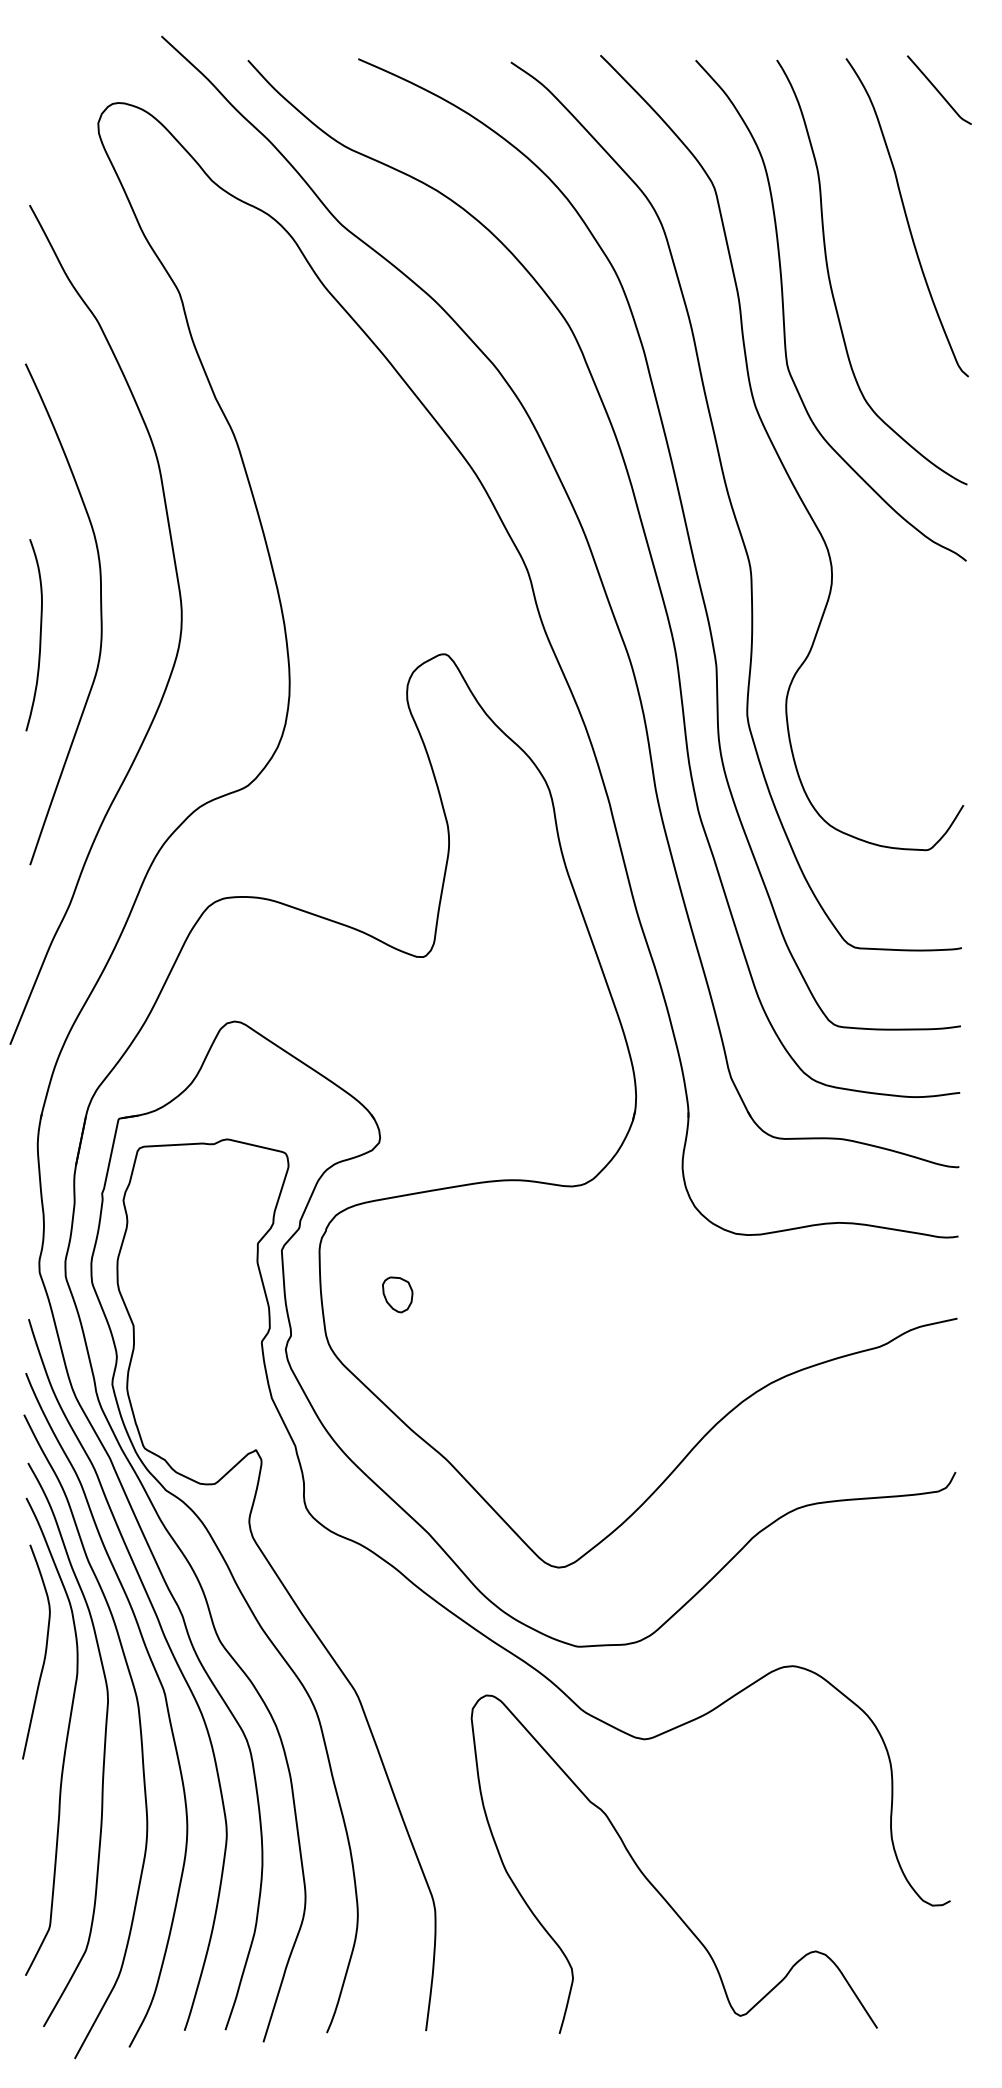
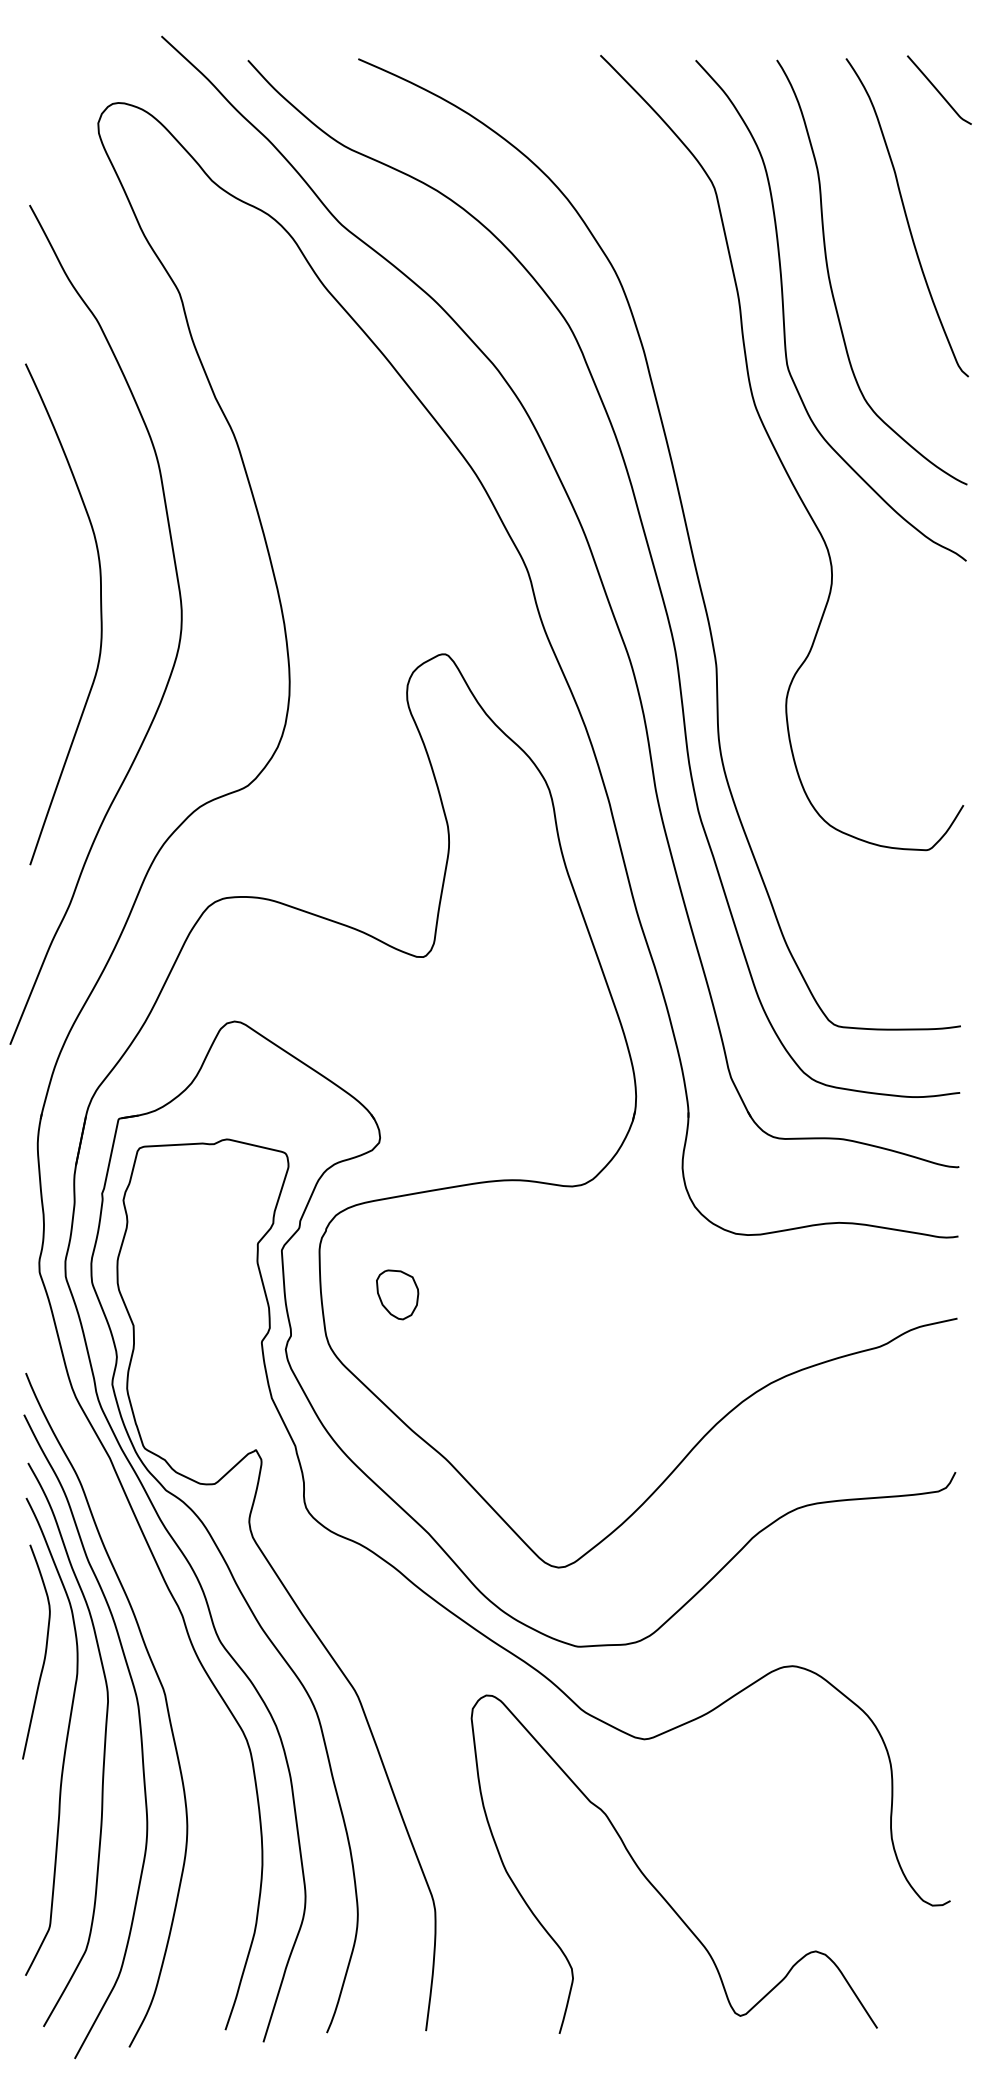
curve: present -> none (733, 507)
curve: present -> none (39, 635)
part size: 32x38 px -> 44x52 px (397, 1294)
curve: present -> none (171, 1654)
